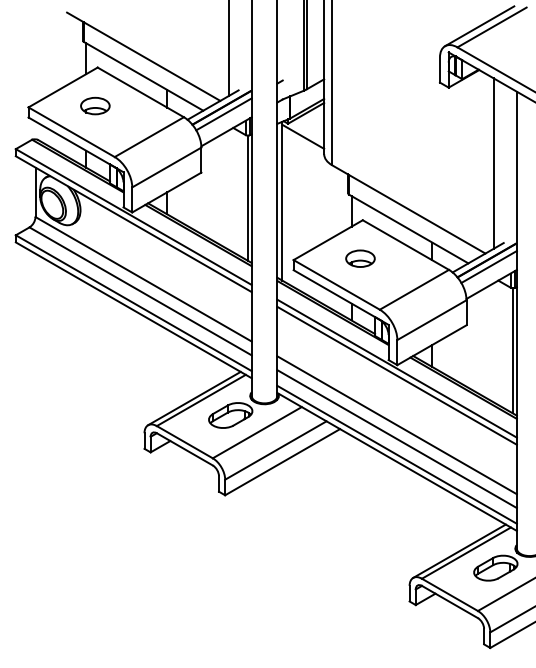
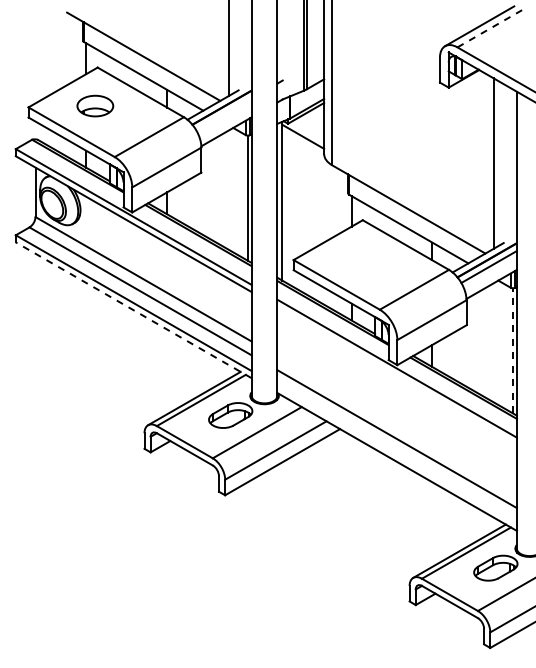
line: solid -> dashed (492, 27)
part size: 31x20 px -> 39x24 px (95, 105)
line: present -> none (223, 114)
part: present -> none (360, 258)
line: solid -> dashed (133, 310)
line: solid -> dashed (512, 350)
line: present -> none (396, 375)
line: present -> none (396, 425)
line: present -> none (396, 454)
